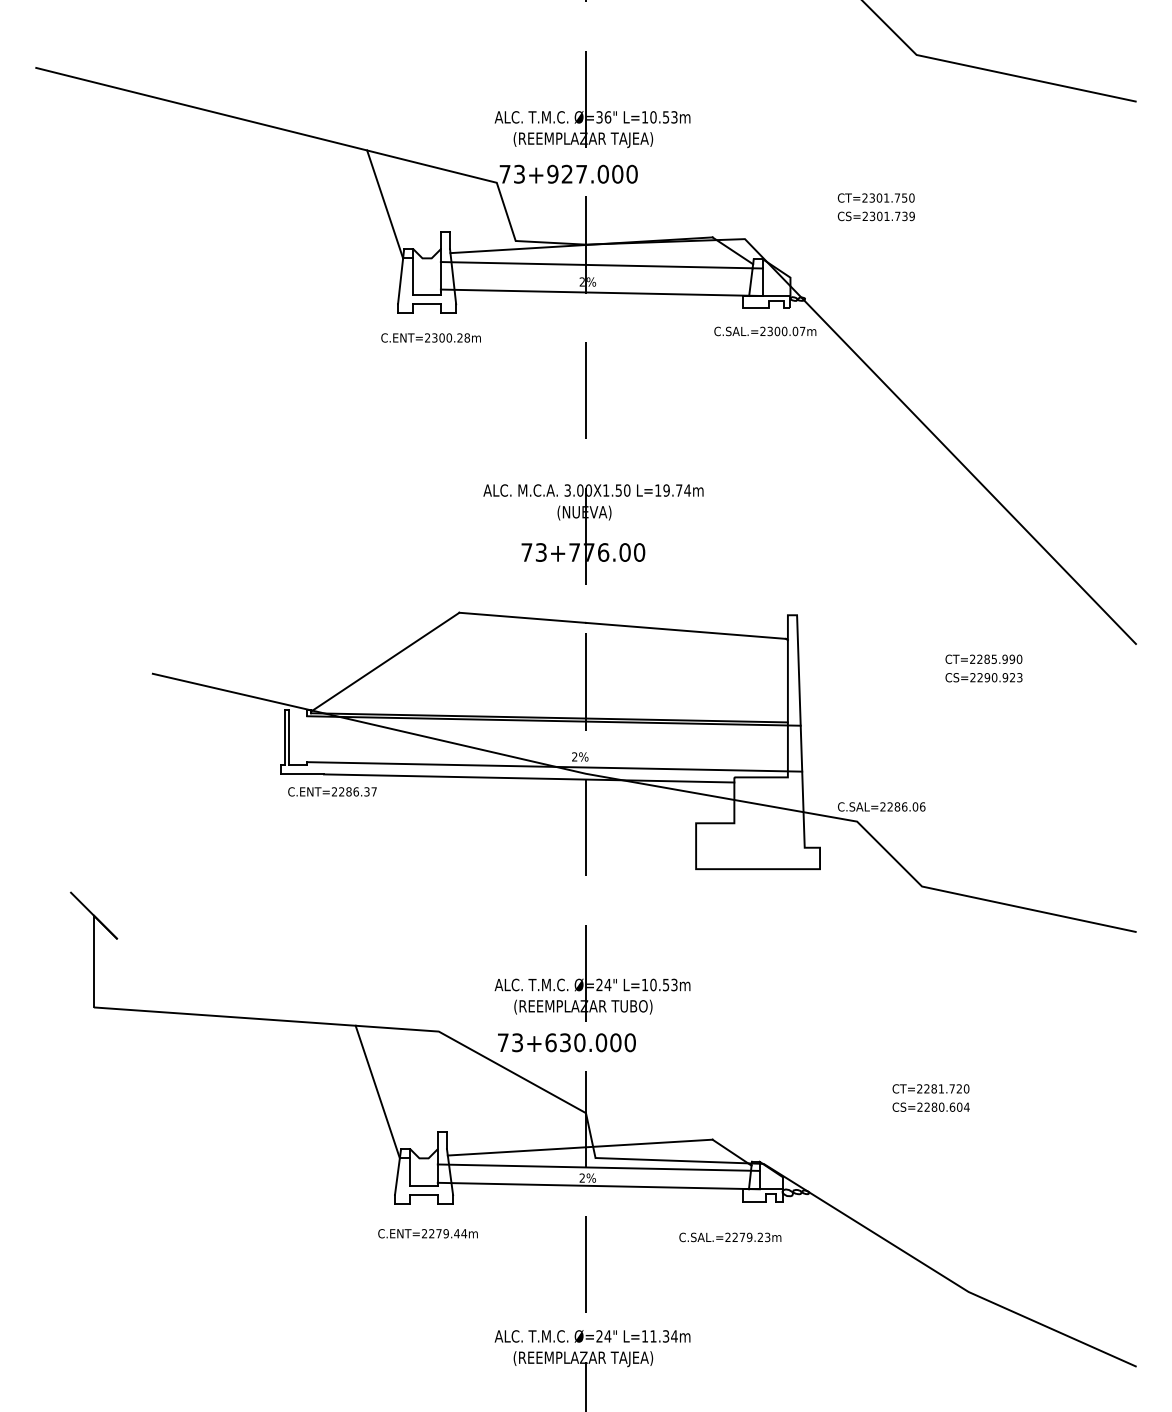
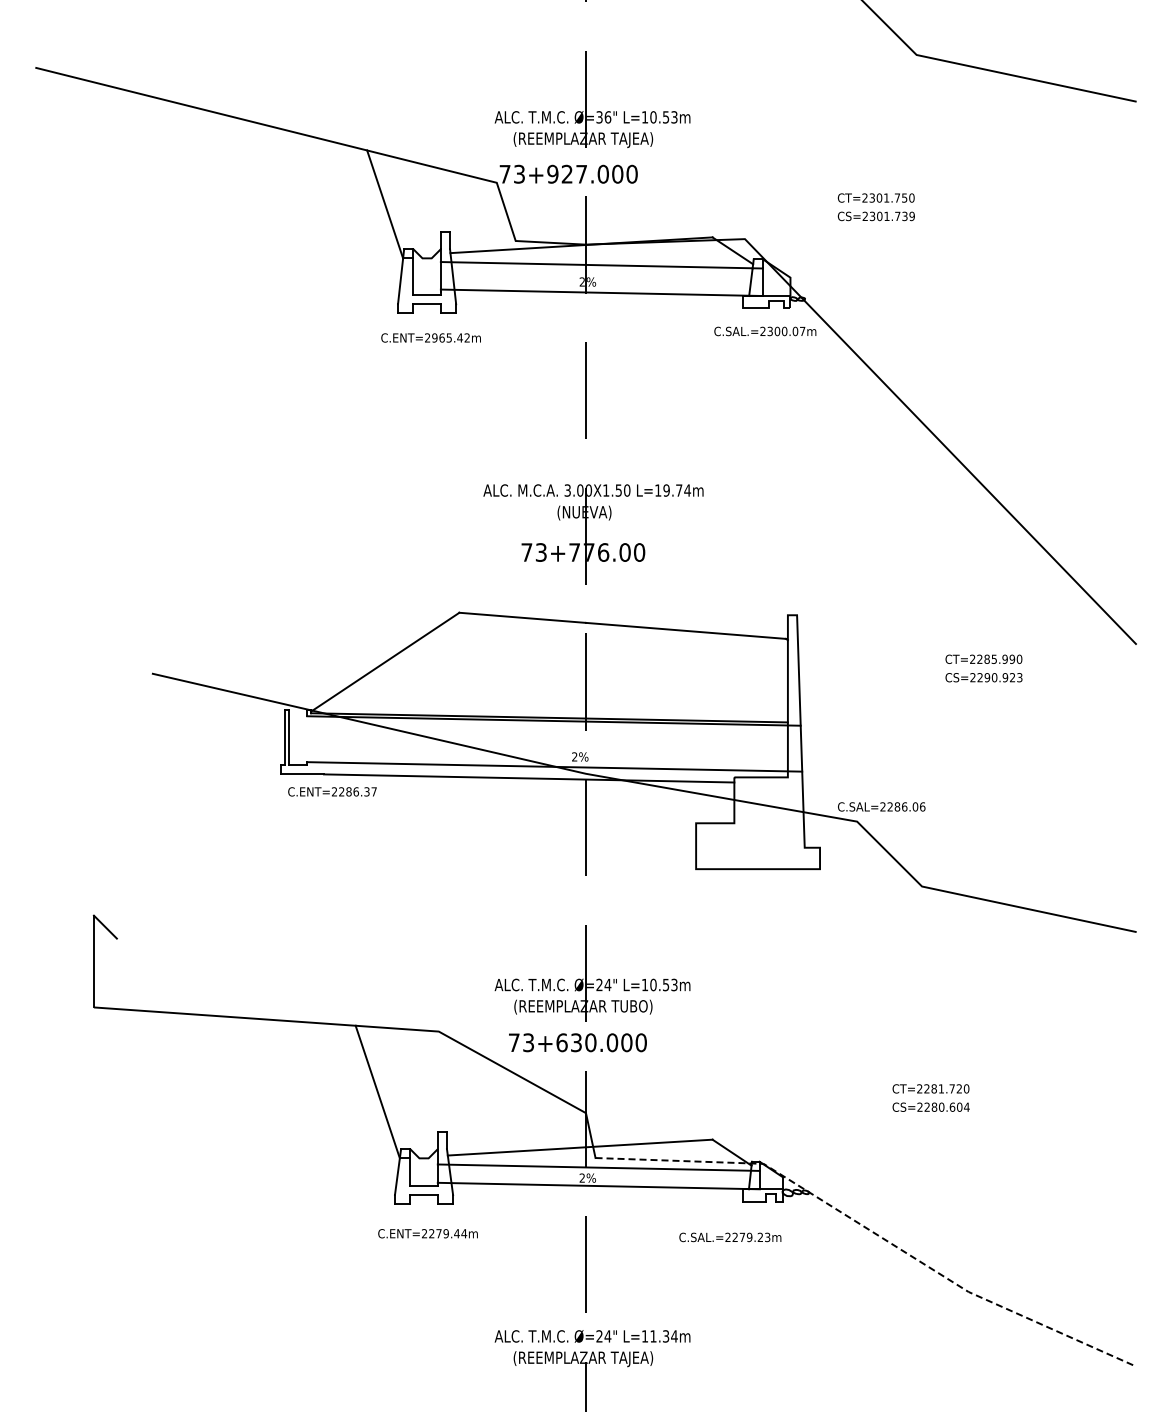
text: C.ENT=2300.28m -> C.ENT=2965.42m (450, 337)
line: present -> none (93, 915)
text position: (566, 1042) -> (577, 1042) (577, 1042)
line: solid -> dashed (872, 1232)
